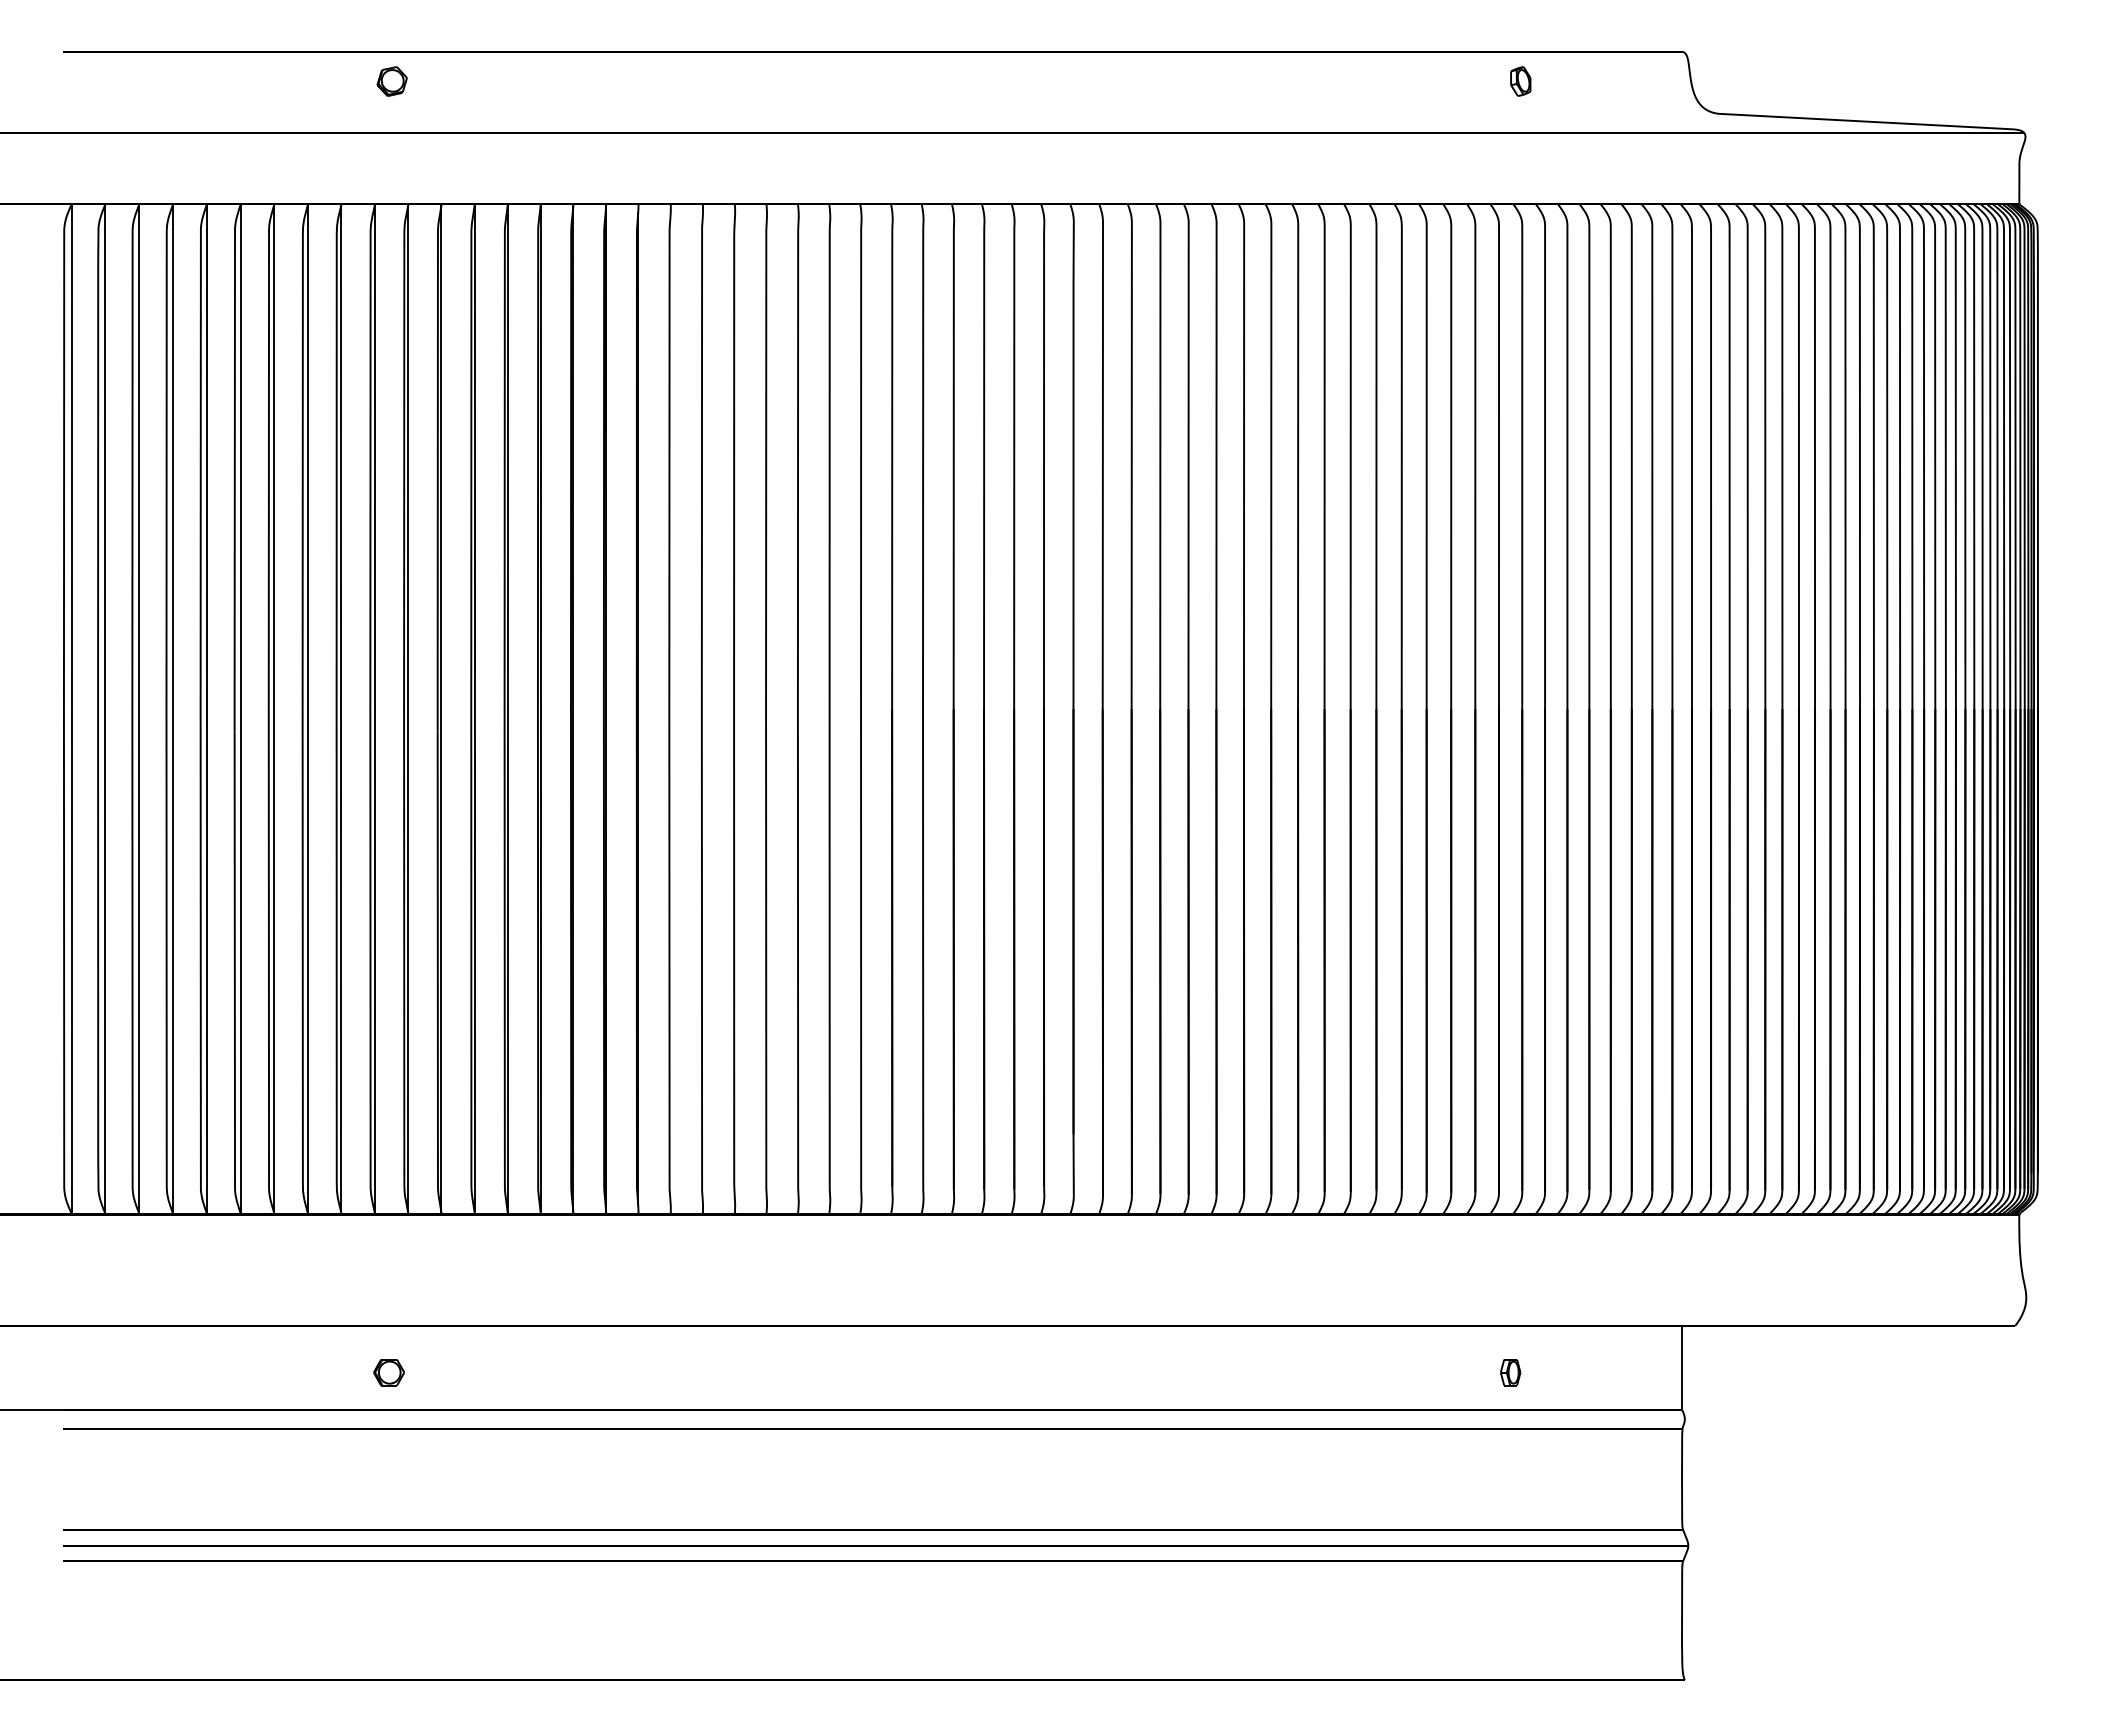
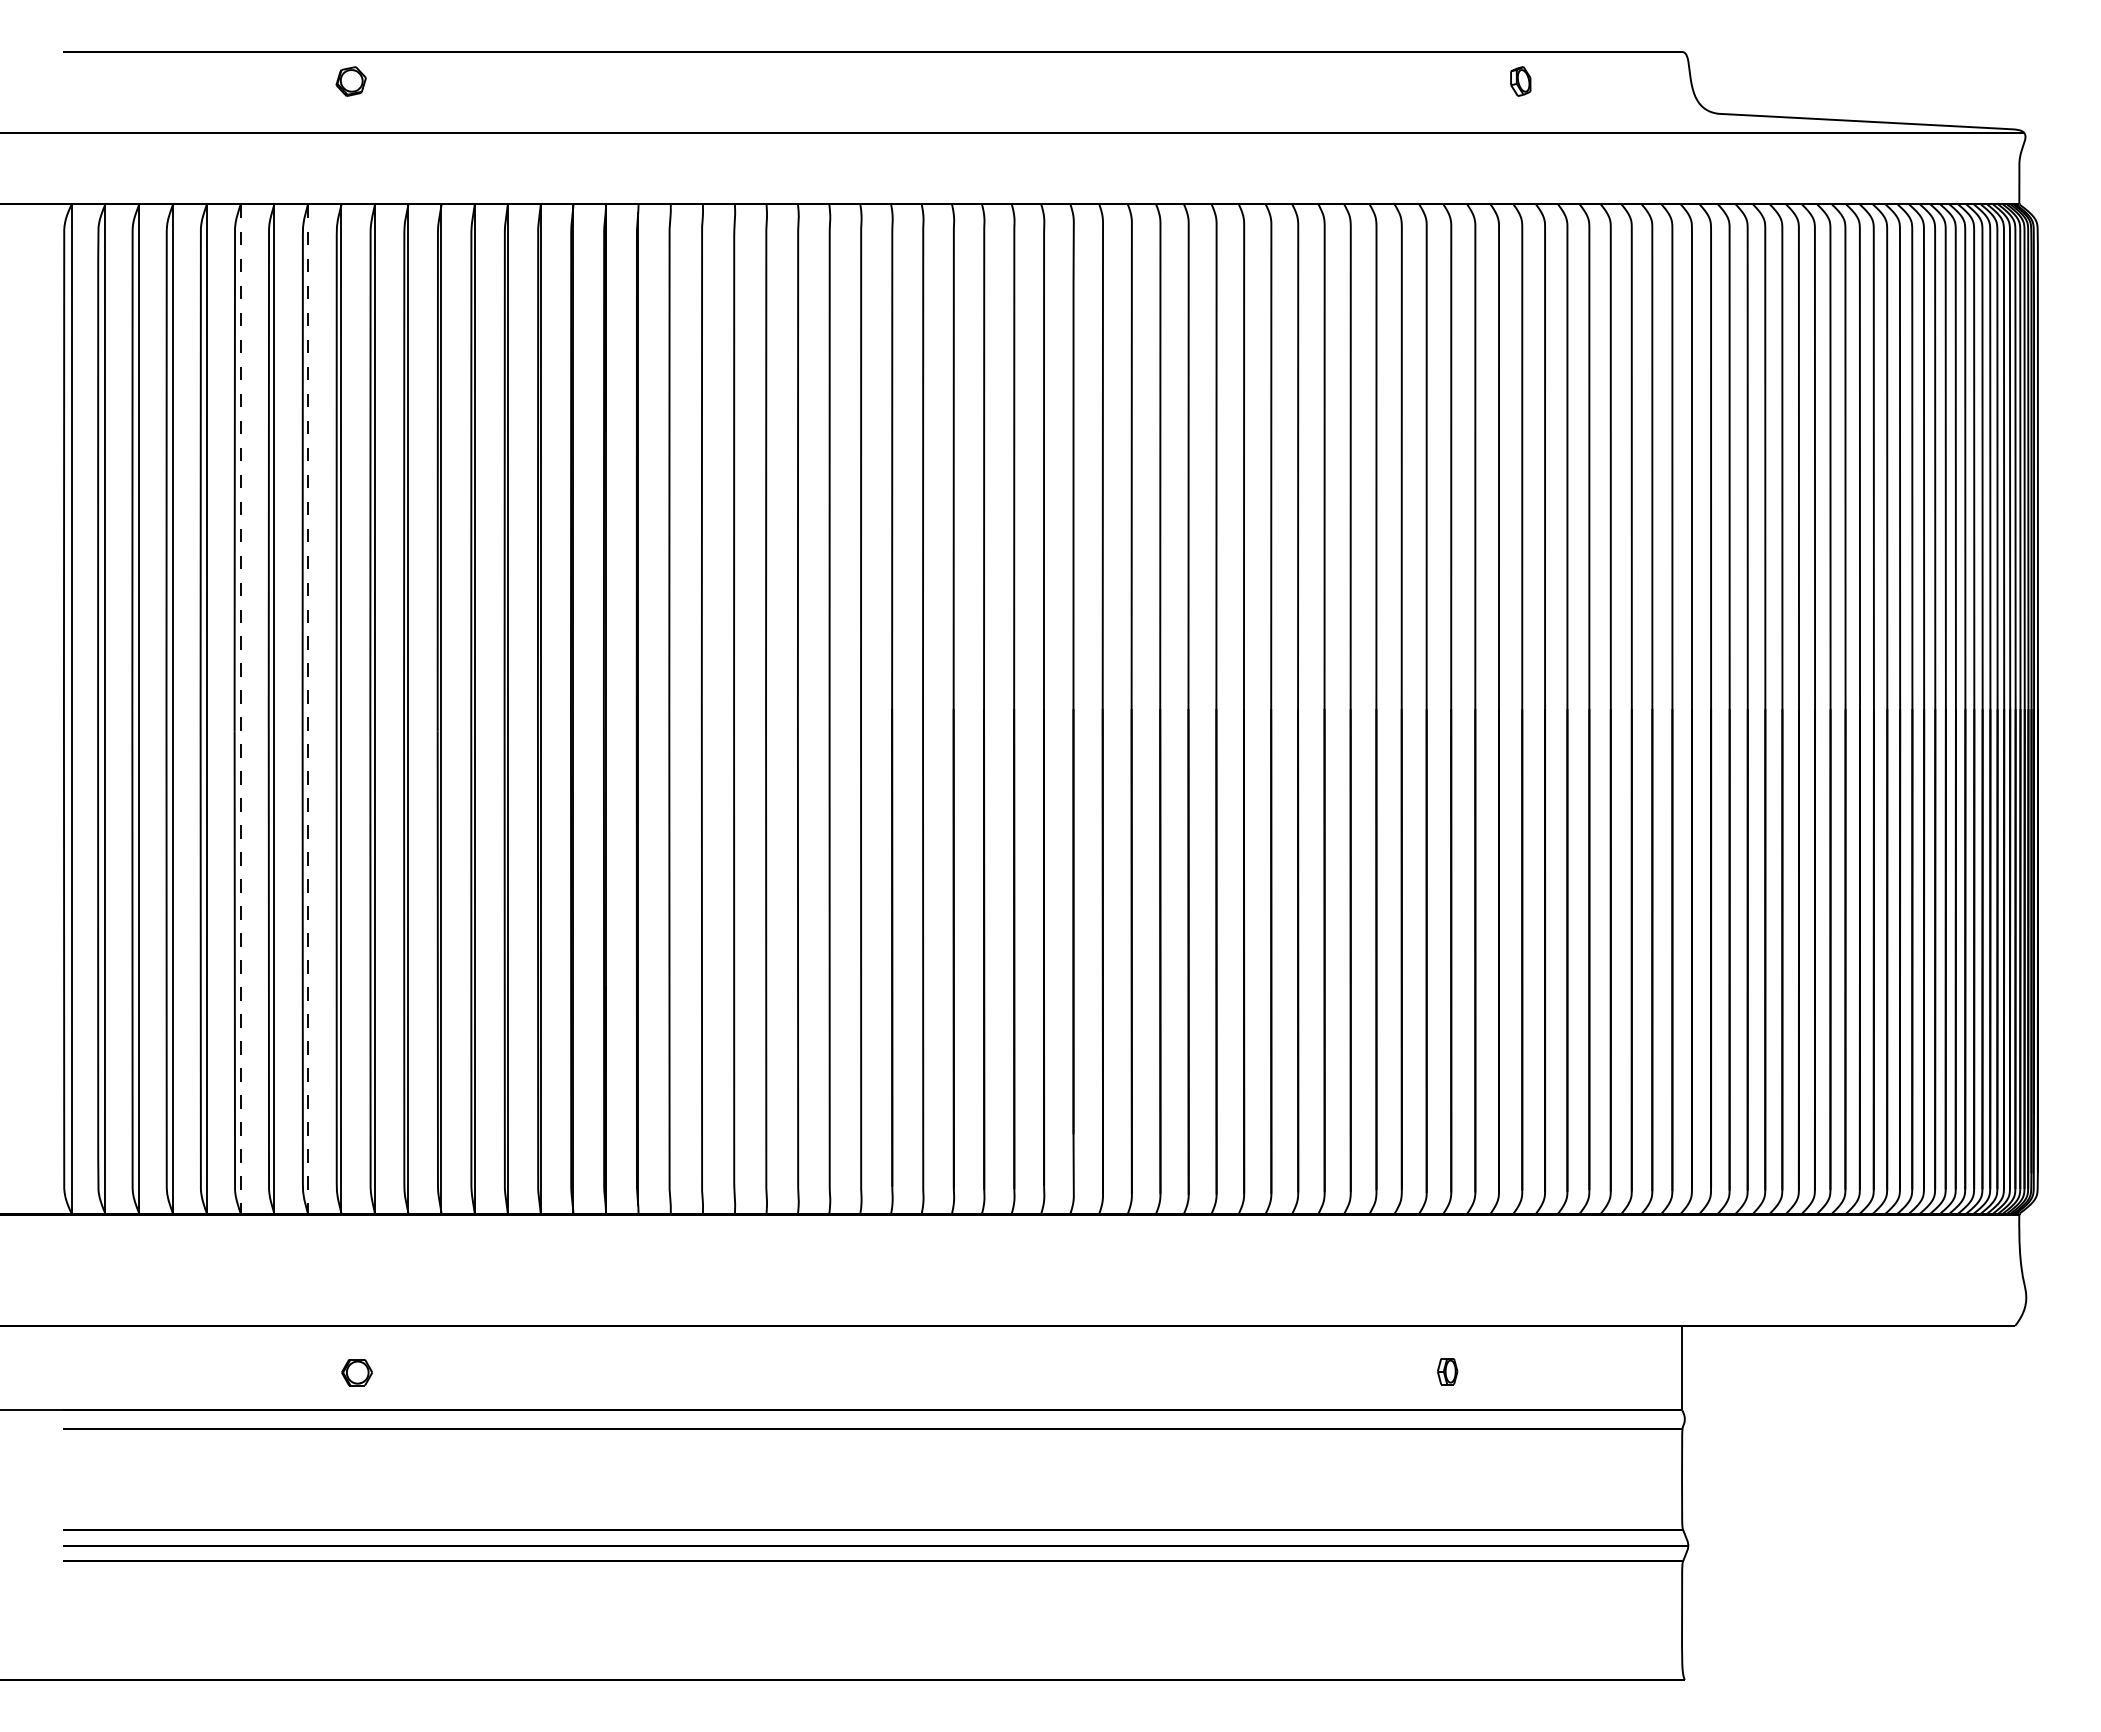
part position: (391, 81) -> (350, 81) (350, 81)
line: solid -> dashed (240, 709)
line: solid -> dashed (307, 709)
part position: (388, 1372) -> (356, 1372) (356, 1372)
part position: (1510, 1372) -> (1447, 1371) (1447, 1371)
